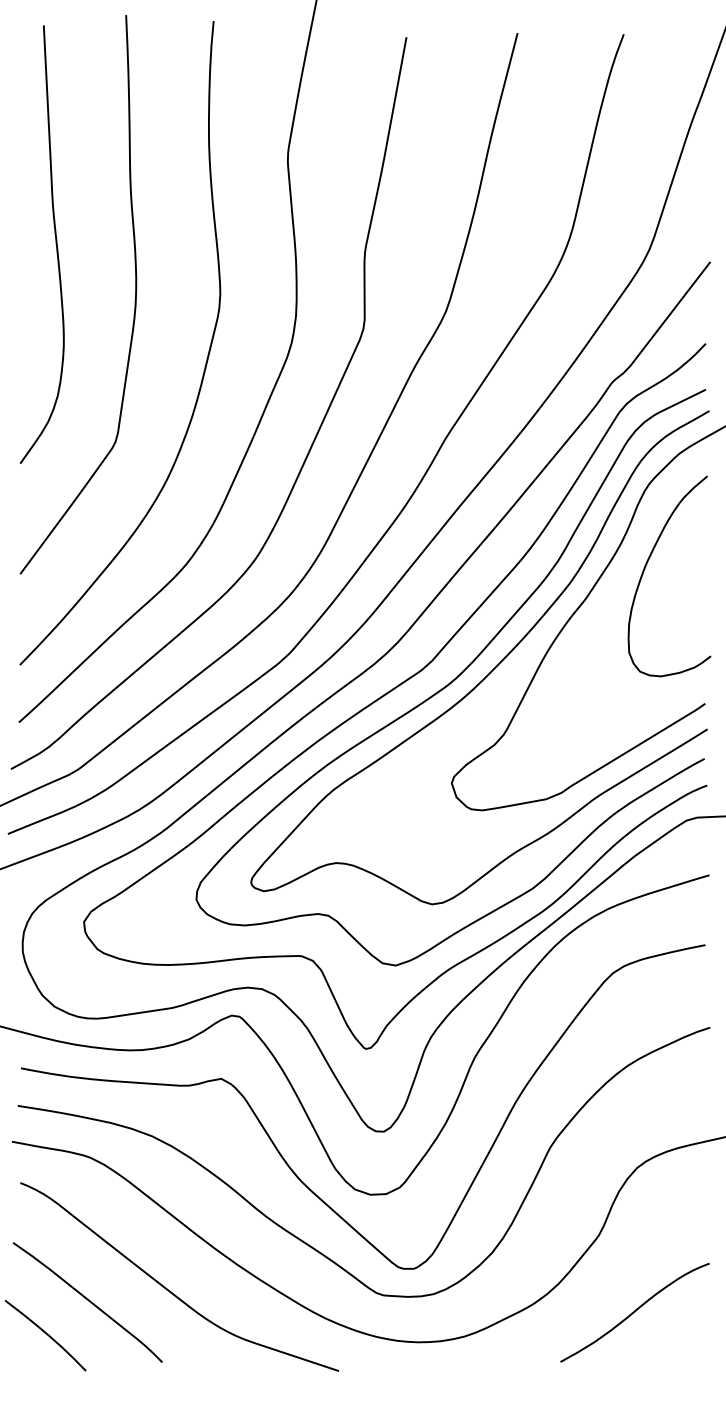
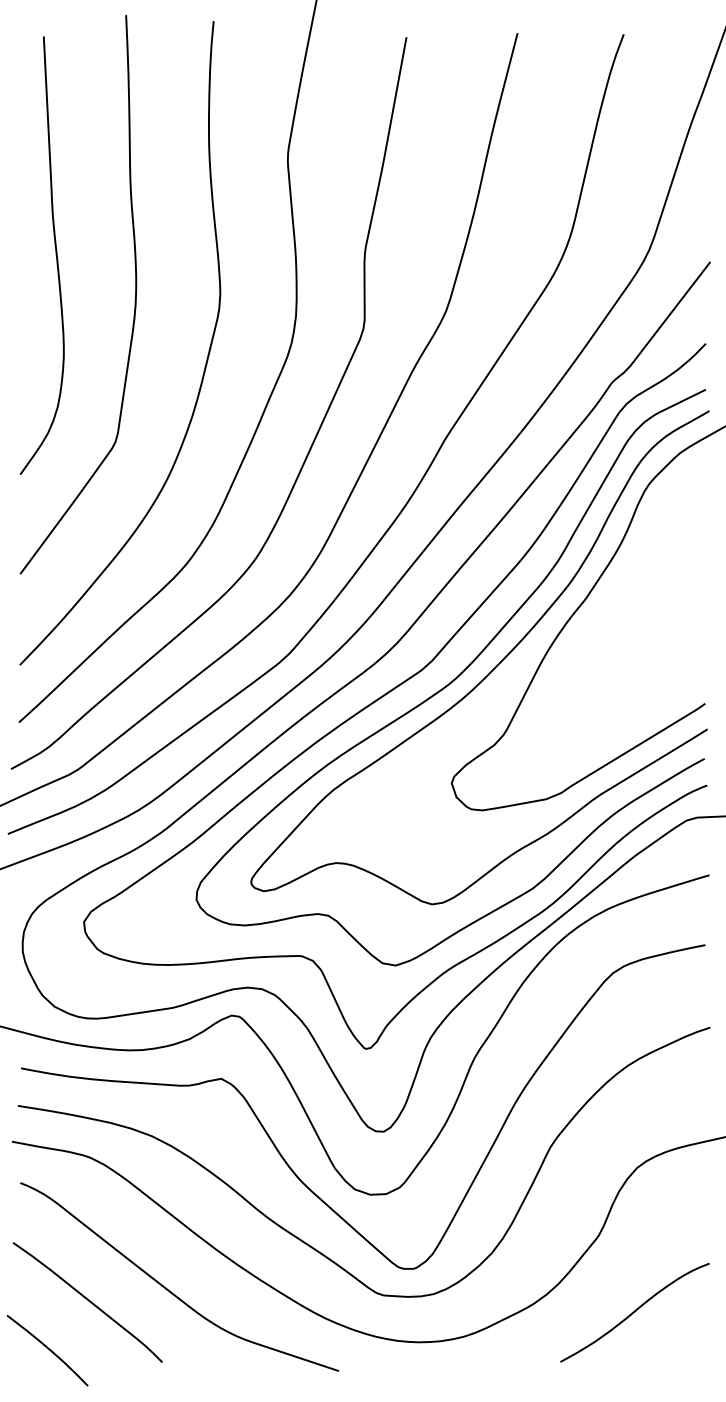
curve position: (55, 244) -> (55, 255) (55, 255)
curve: present -> none (645, 569)
curve position: (45, 1334) -> (47, 1349) (47, 1349)
